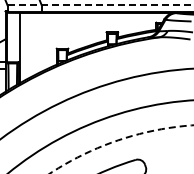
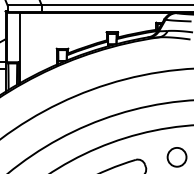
line: dashed -> solid (100, 5)
circle: dashed -> solid (121, 149)
circle: none -> present (176, 157)
